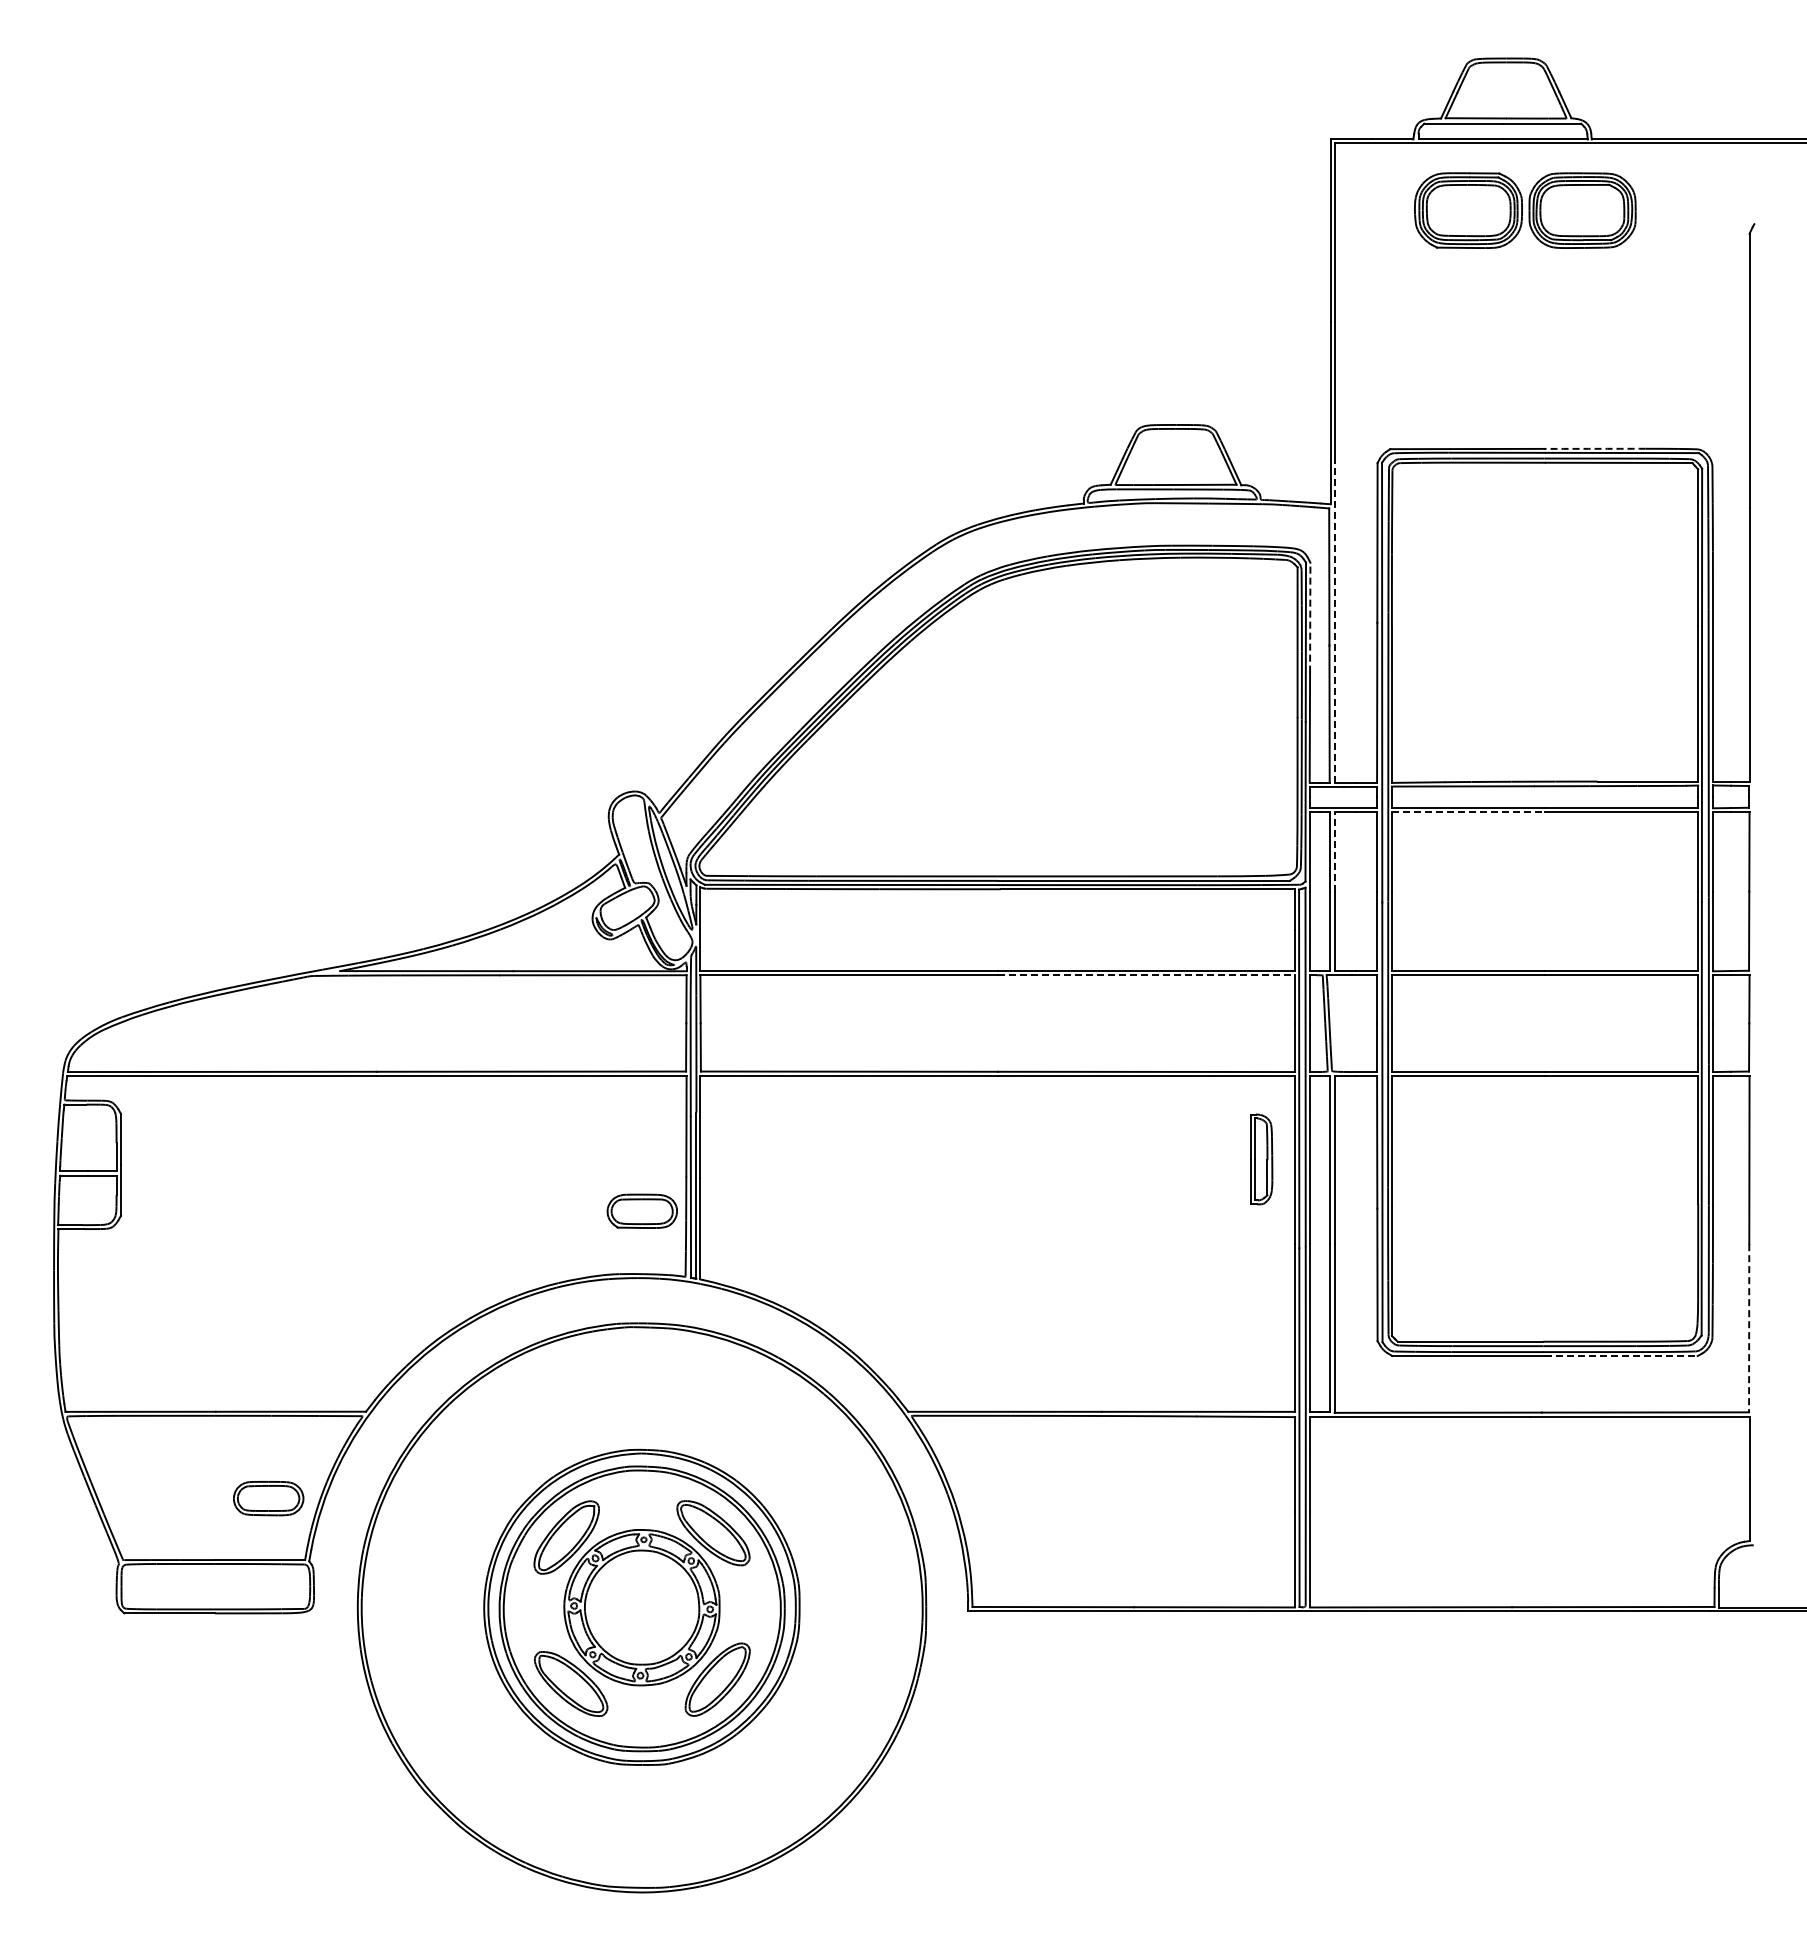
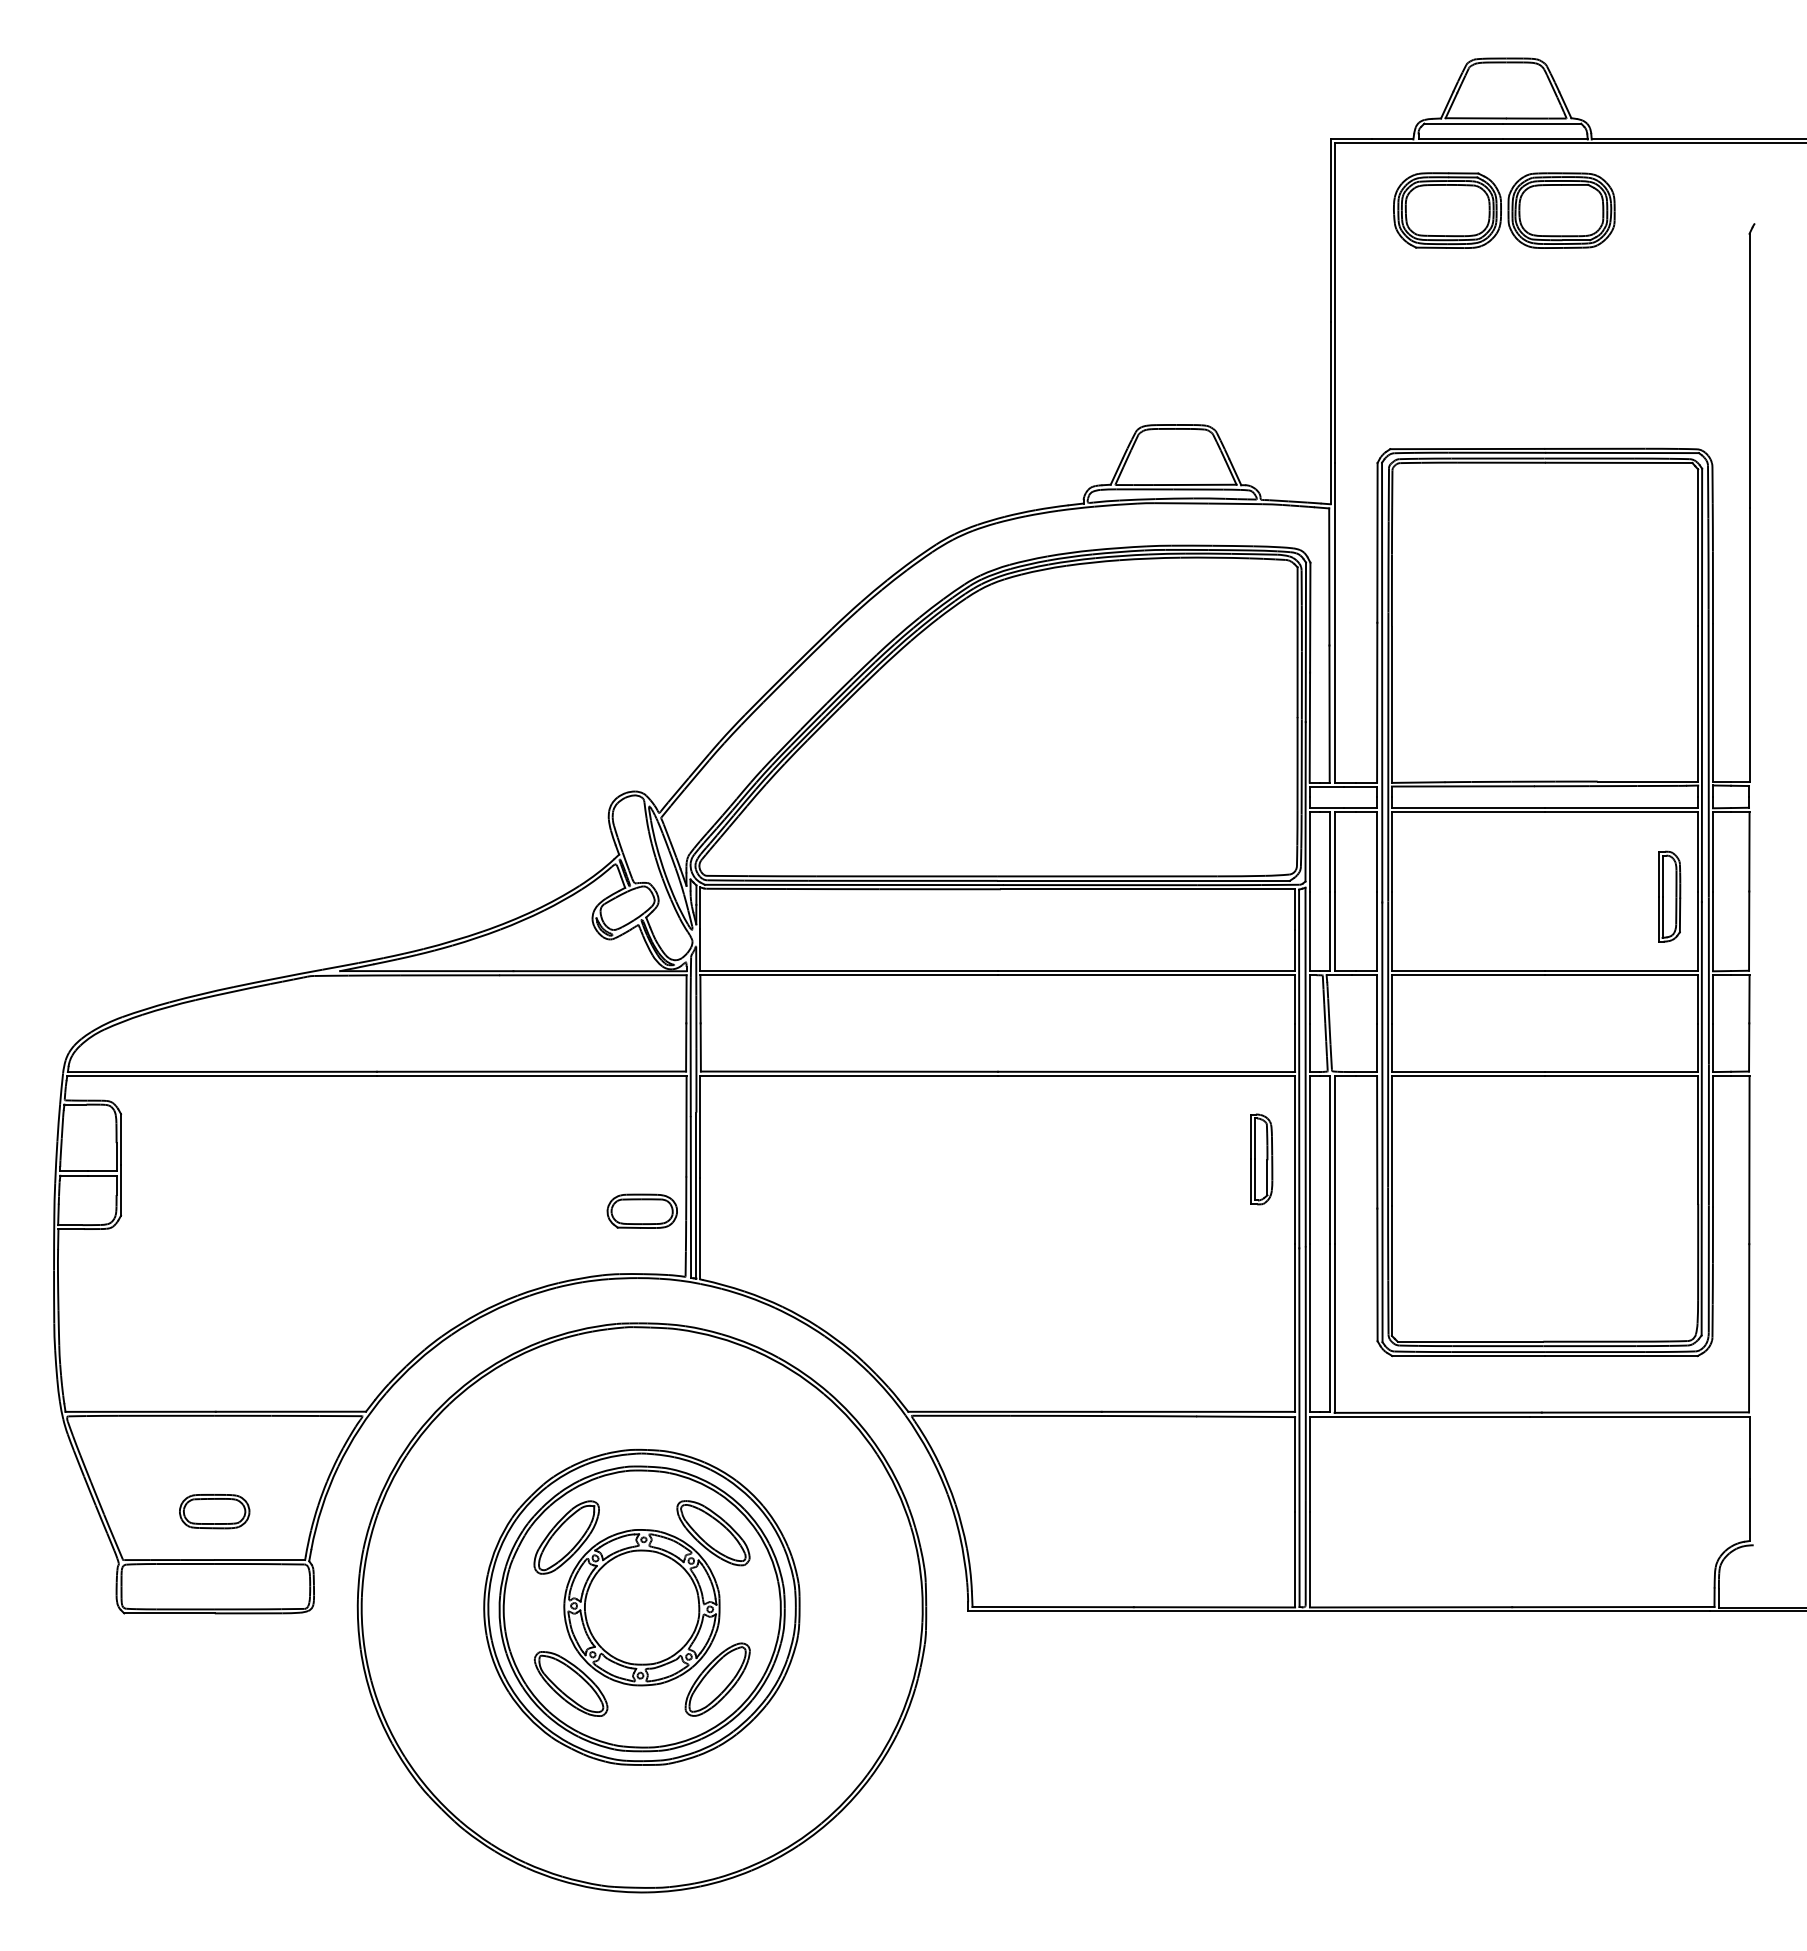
part position: (1525, 210) -> (1504, 210) (1504, 210)
arc: dashed -> solid (1594, 448)
line: dashed -> solid (1310, 617)
line: dashed -> solid (1334, 622)
line: dashed -> solid (1468, 812)
line: dashed -> solid (1334, 851)
part: none -> present (1669, 896)
line: dashed -> solid (1146, 975)
line: dashed -> solid (1749, 1328)
line: dashed -> solid (1621, 1356)
part position: (268, 1498) -> (214, 1511) (214, 1511)
